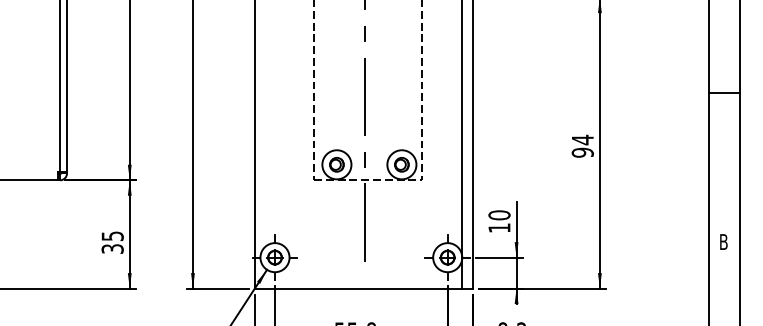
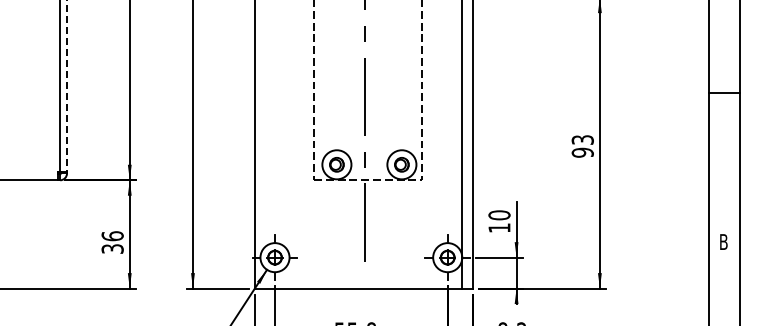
line: solid -> dashed (67, 86)
text: 94 -> 93 (582, 139)
text: 35 -> 36 (112, 236)
